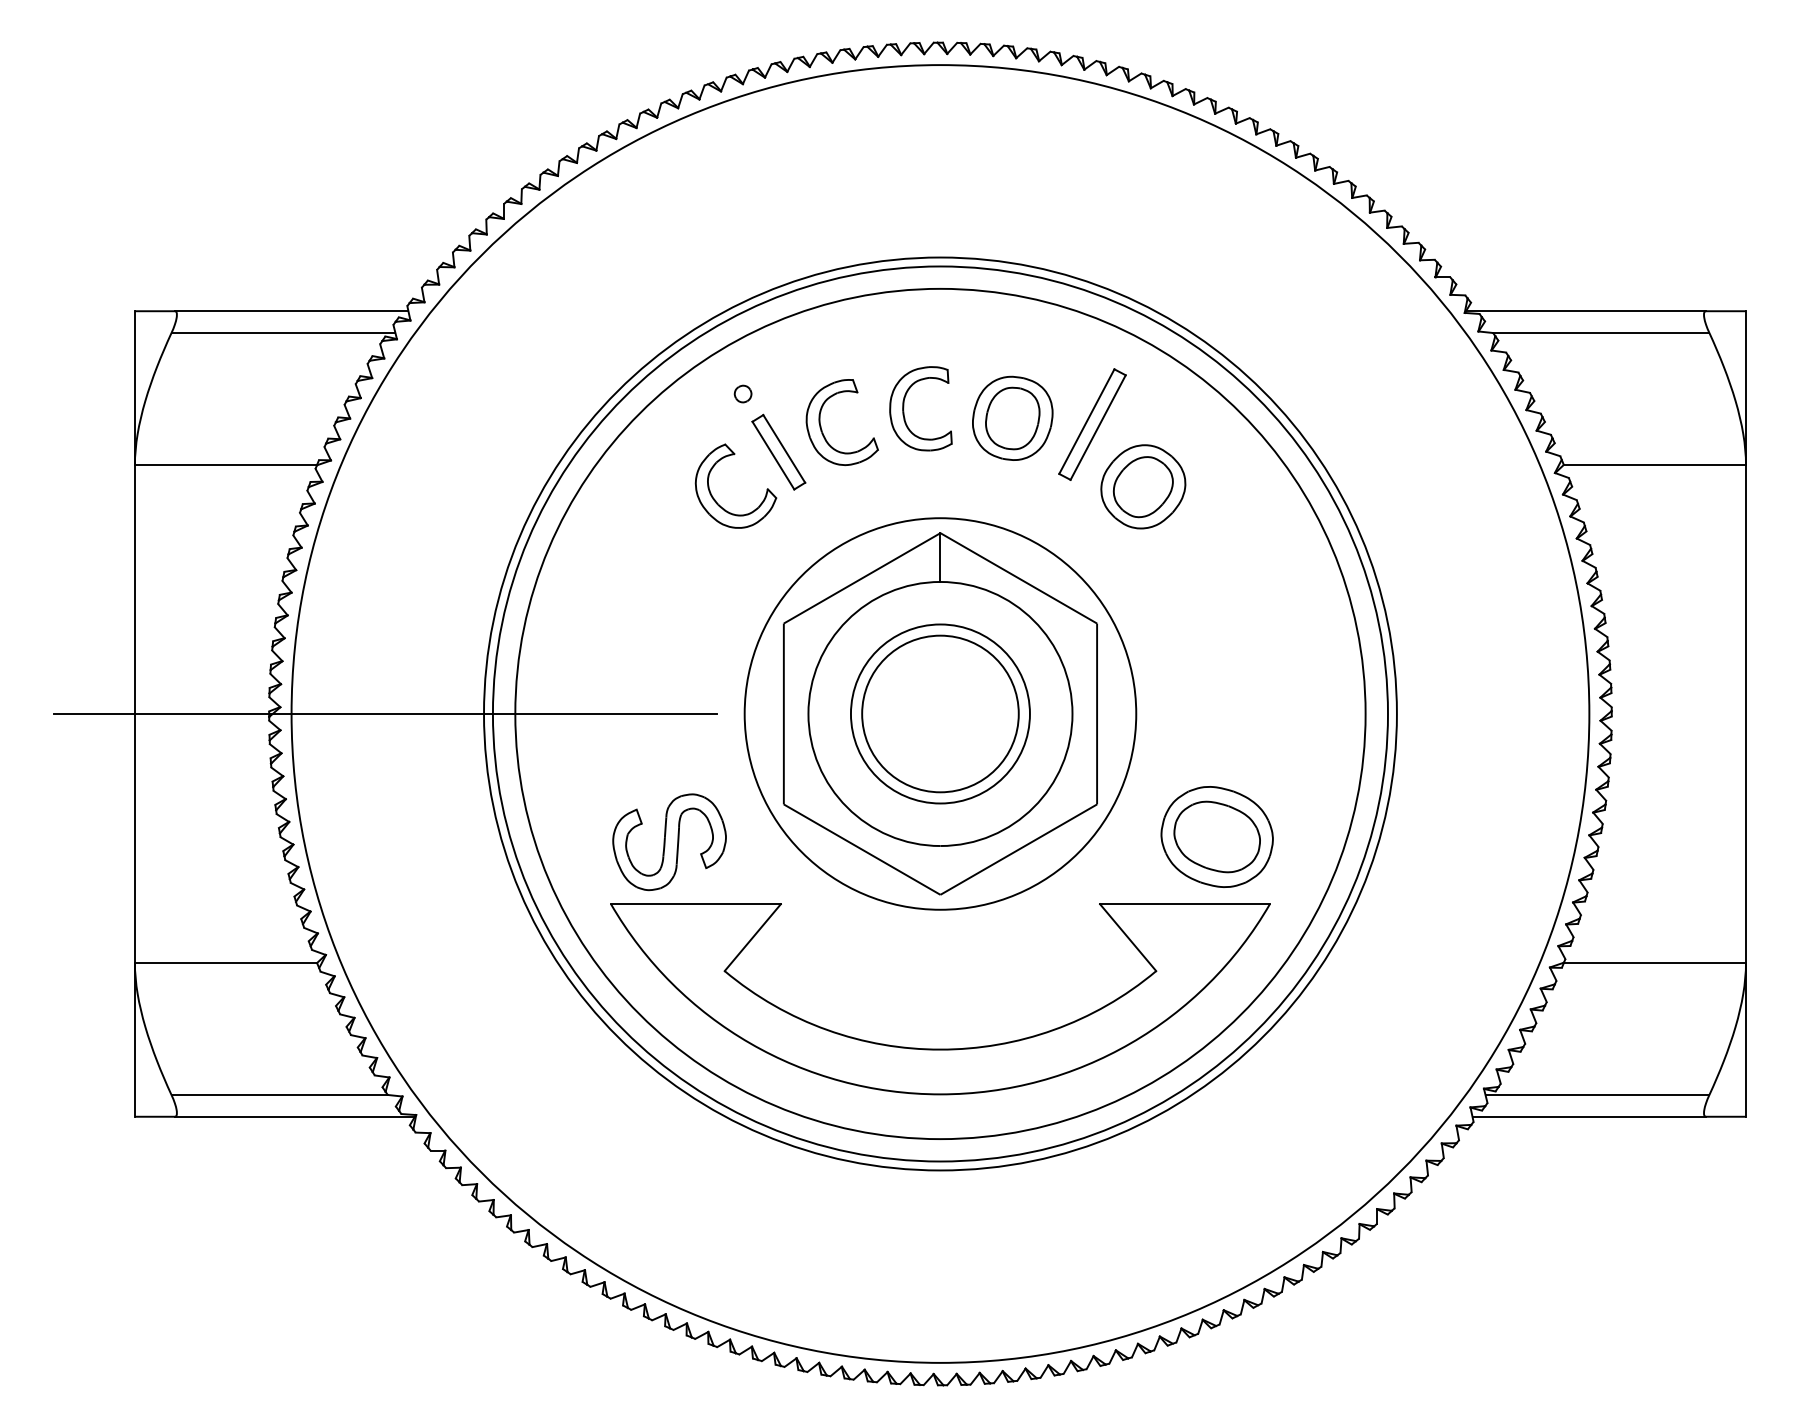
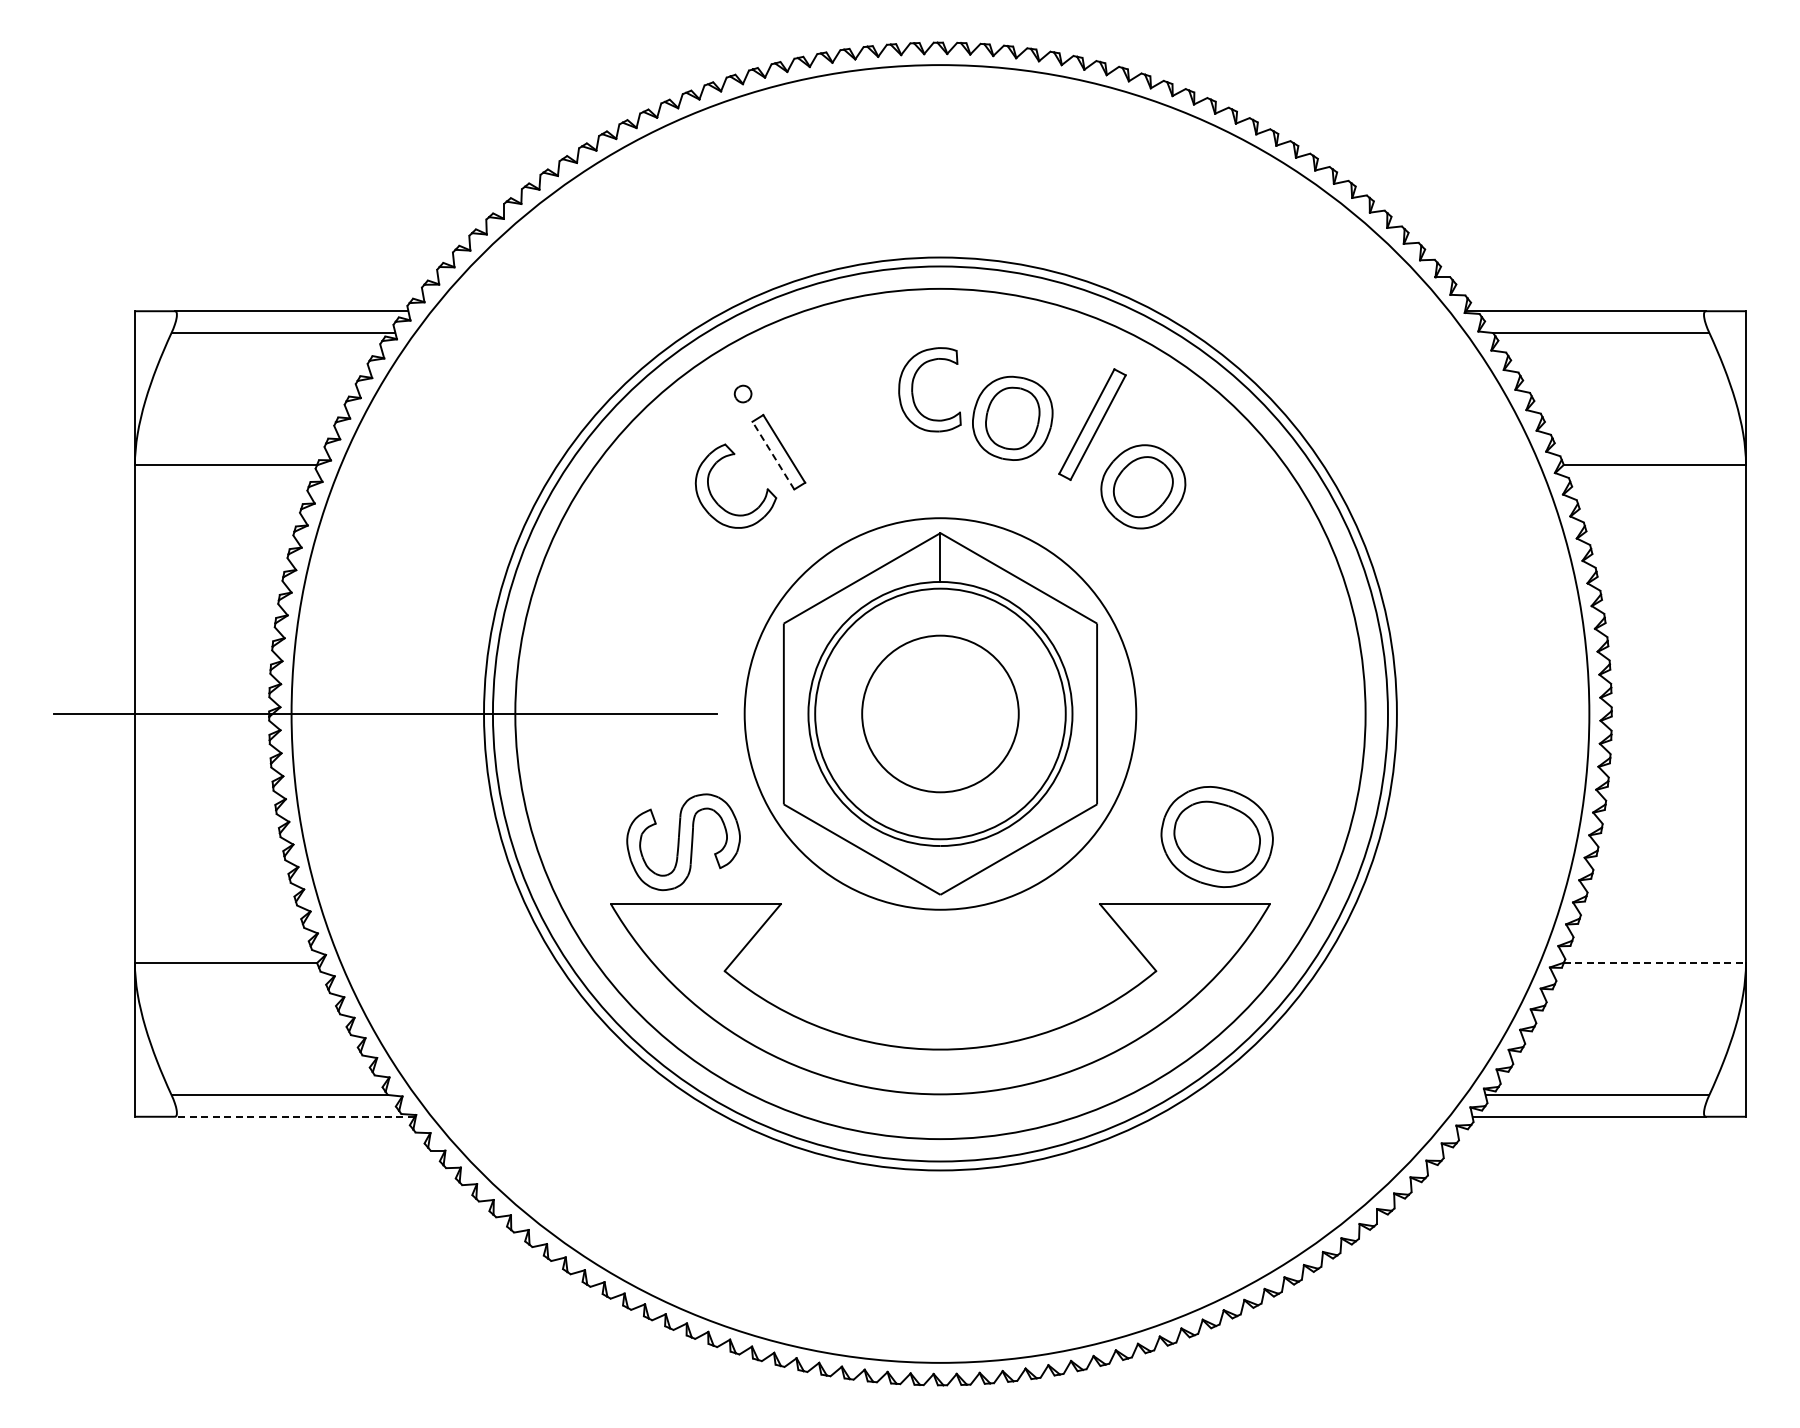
part position: (904, 408) -> (913, 389) (913, 389)
part: present -> none (821, 425)
line: solid -> dashed (773, 455)
circle diameter: 179 px -> 251 px (940, 713)
part position: (669, 842) -> (683, 842) (683, 842)
line: solid -> dashed (1655, 963)
line: solid -> dashed (294, 1116)
